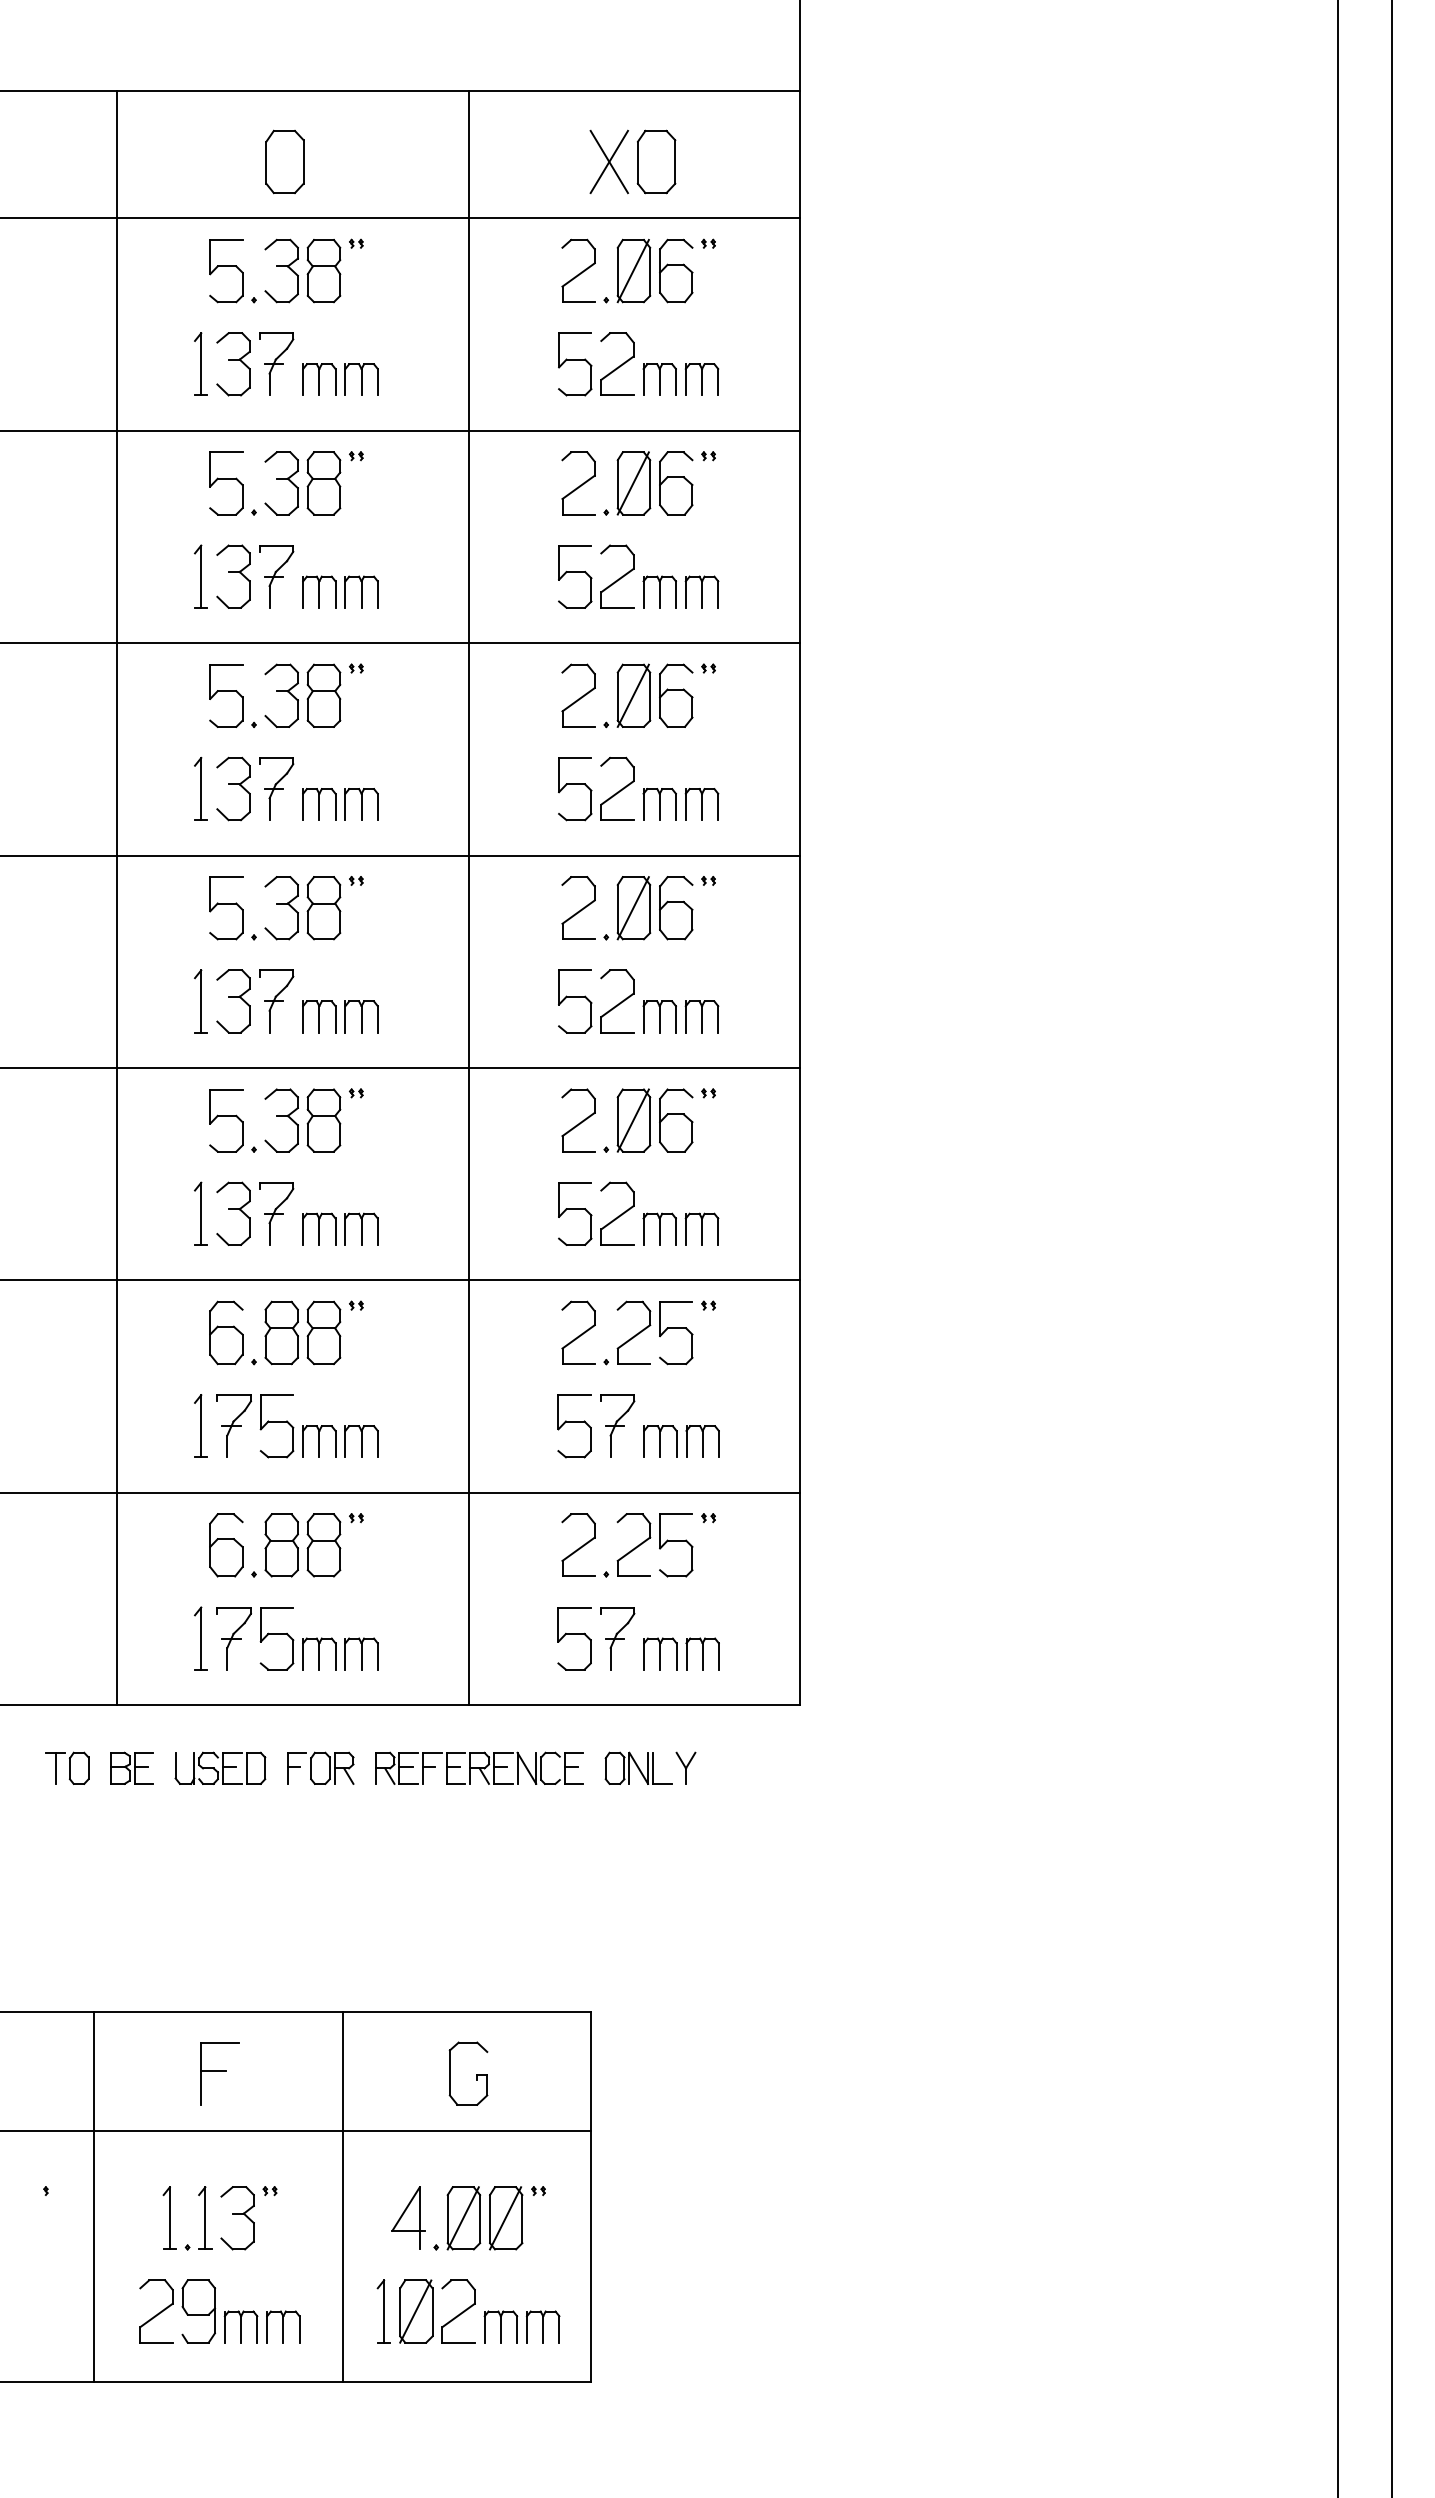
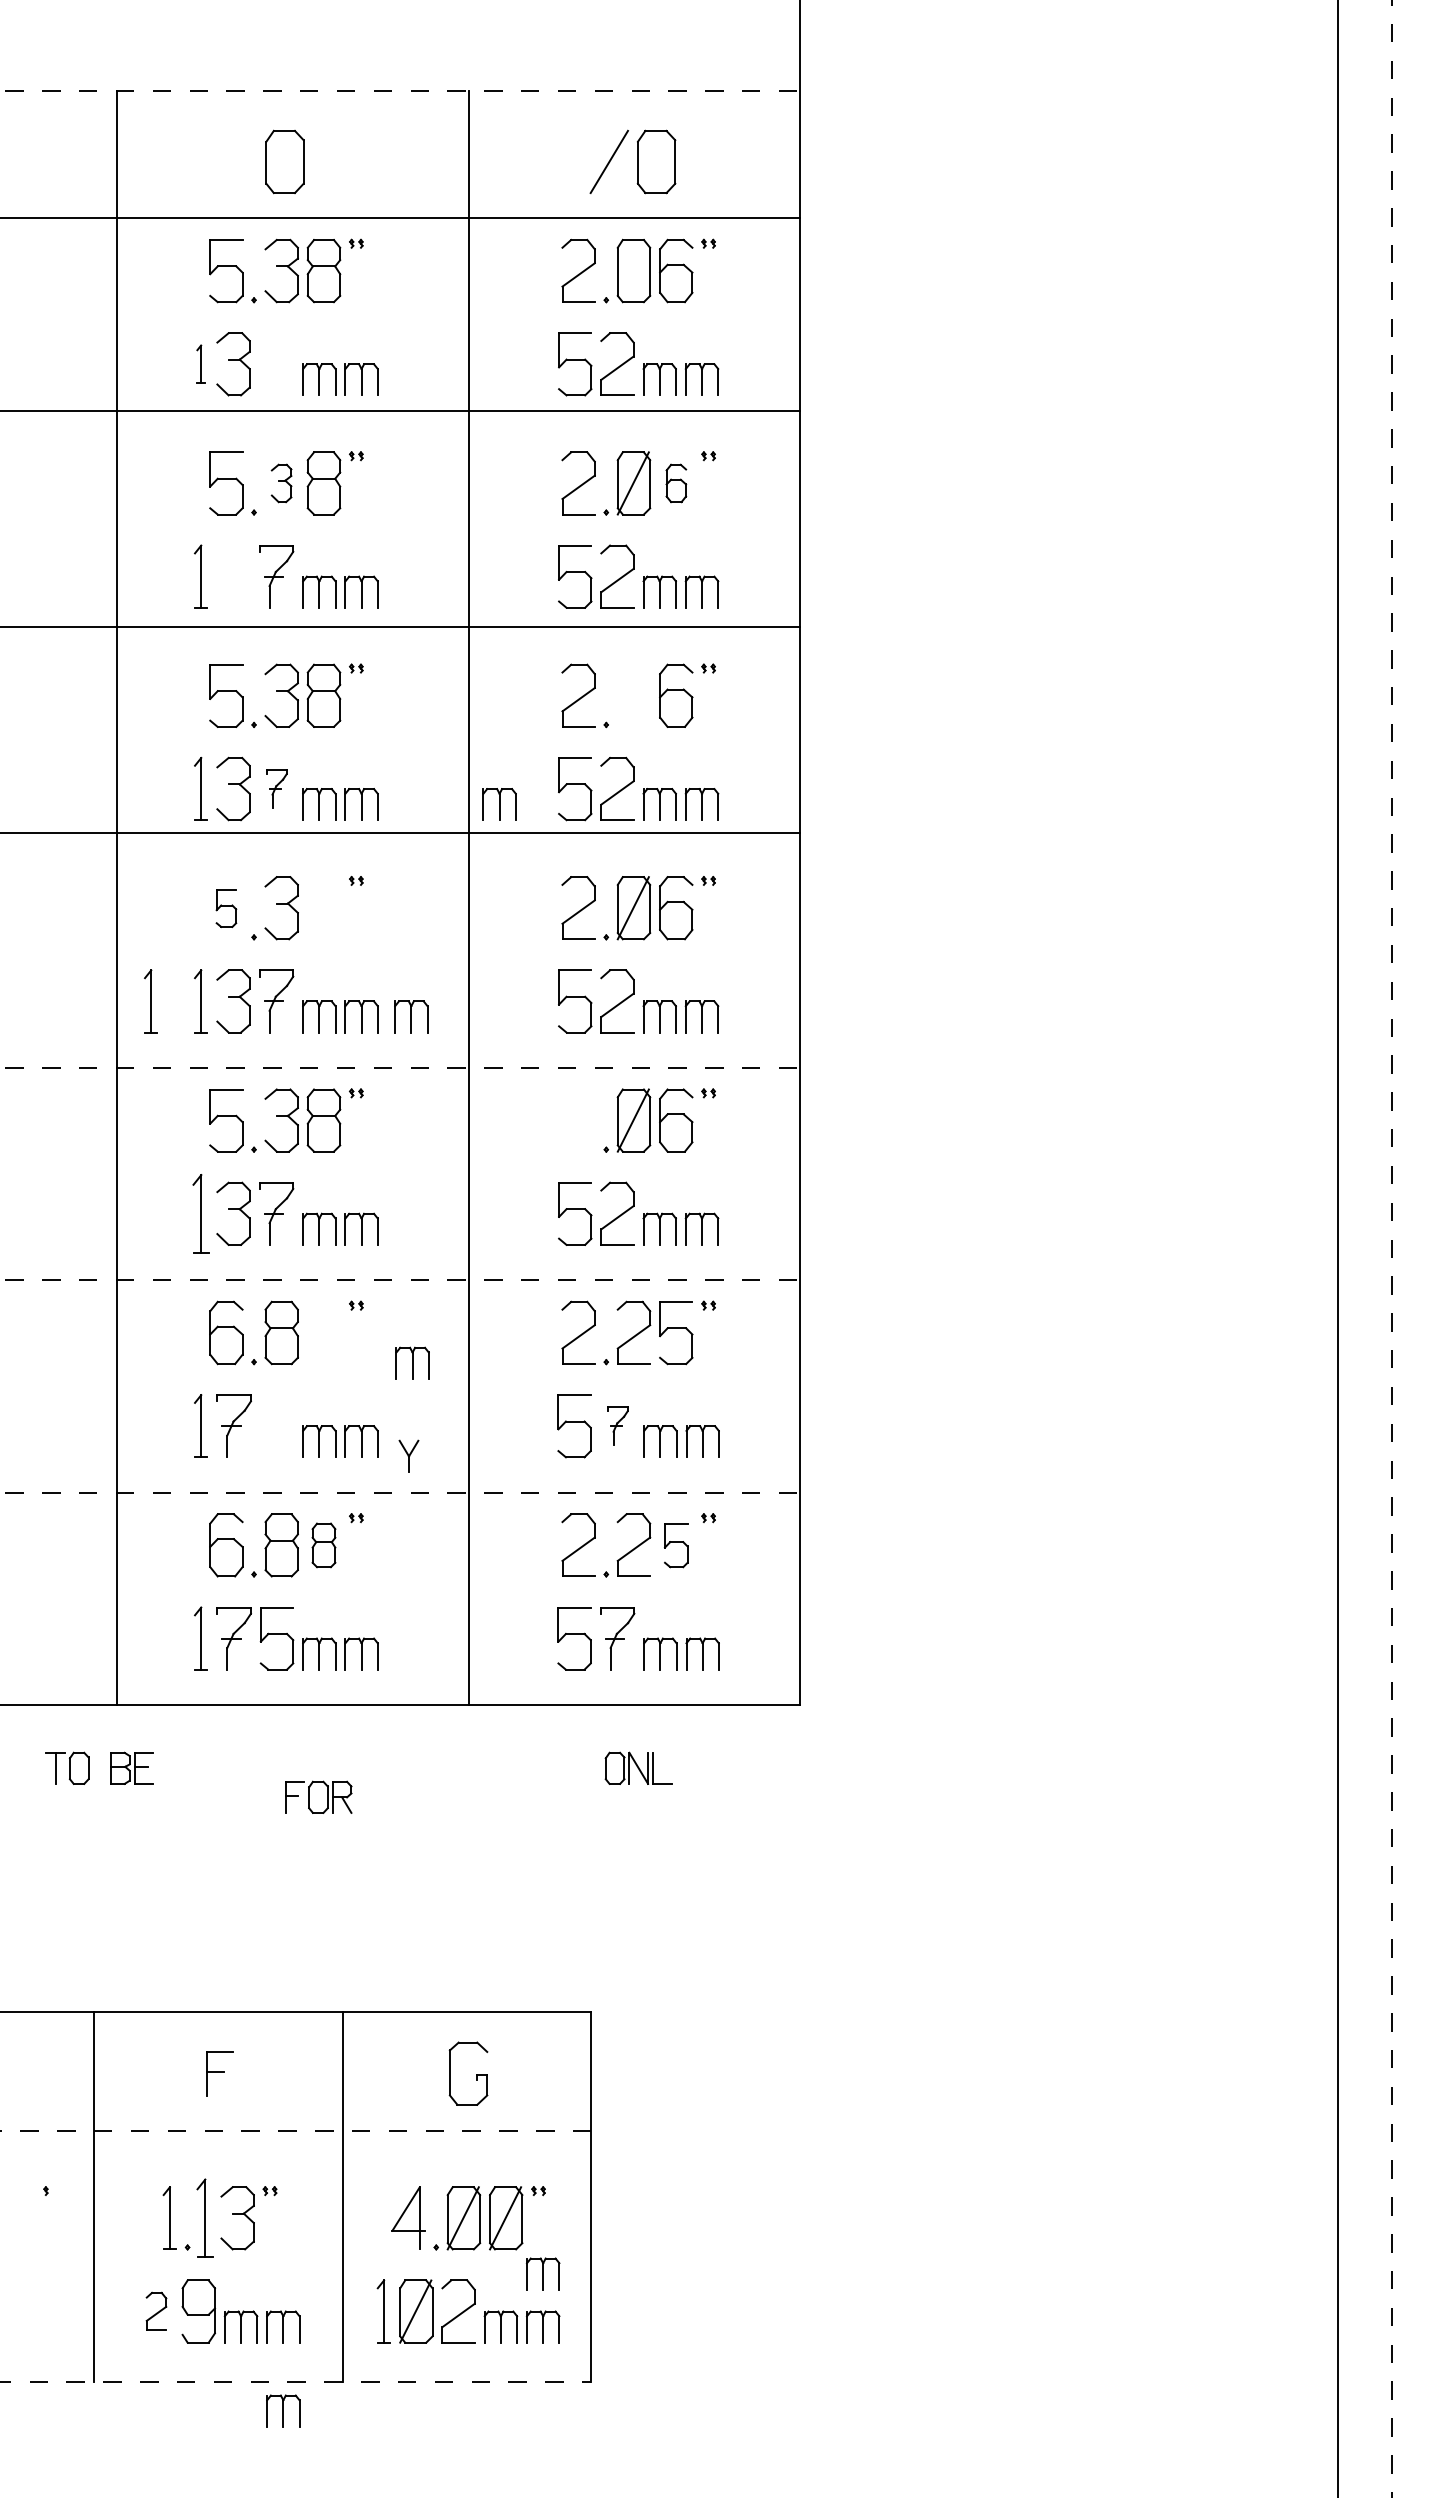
line: solid -> dashed (399, 90)
line: present -> none (608, 161)
line: present -> none (632, 270)
part size: 14x64 px -> 10x40 px (200, 363)
part: present -> none (276, 363)
line position: (400, 430) -> (400, 410) (400, 410)
part size: 35x65 px -> 23x41 px (281, 483)
part size: 35x65 px -> 23x41 px (676, 483)
part: present -> none (233, 576)
line position: (400, 643) -> (400, 627) (400, 627)
part: present -> none (633, 695)
part size: 36x64 px -> 22x40 px (276, 788)
part: none -> present (499, 804)
line position: (400, 855) -> (400, 832) (400, 832)
part size: 35x65 px -> 23x39 px (226, 908)
part: present -> none (323, 908)
part: none -> present (150, 1001)
part: none -> present (411, 1016)
line: solid -> dashed (399, 1067)
part: present -> none (578, 1120)
part size: 14x65 px -> 18x80 px (200, 1213)
line: solid -> dashed (1391, 1248)
line: solid -> dashed (399, 1280)
part: present -> none (323, 1332)
part: none -> present (412, 1362)
part size: 36x64 px -> 22x40 px (617, 1425)
part: present -> none (276, 1426)
line: solid -> dashed (399, 1492)
part size: 36x65 px -> 26x47 px (323, 1545)
part size: 35x65 px -> 25x46 px (676, 1545)
part: present -> none (220, 1767)
part position: (320, 1767) -> (318, 1796) (318, 1796)
part: present -> none (479, 1767)
part position: (685, 1767) -> (408, 1455) (408, 1455)
part size: 40x64 px -> 28x46 px (219, 2073)
line: solid -> dashed (295, 2131)
part size: 15x64 px -> 18x80 px (204, 2217)
part: none -> present (543, 2273)
part size: 35x65 px -> 23x40 px (156, 2310)
line: solid -> dashed (296, 2382)
part: none -> present (283, 2410)
